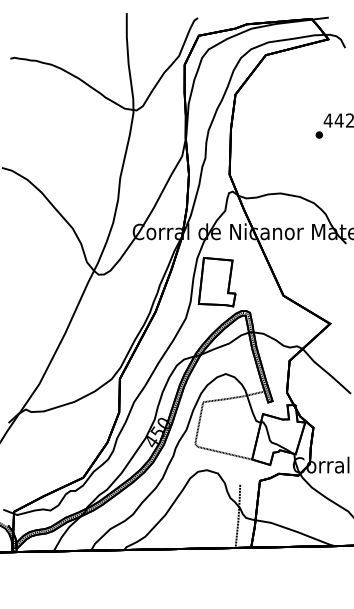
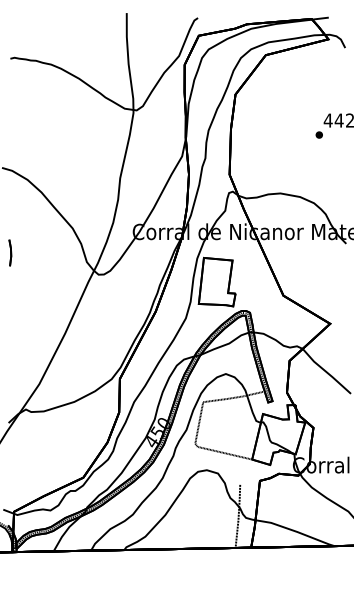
part: none -> present (10, 252)
